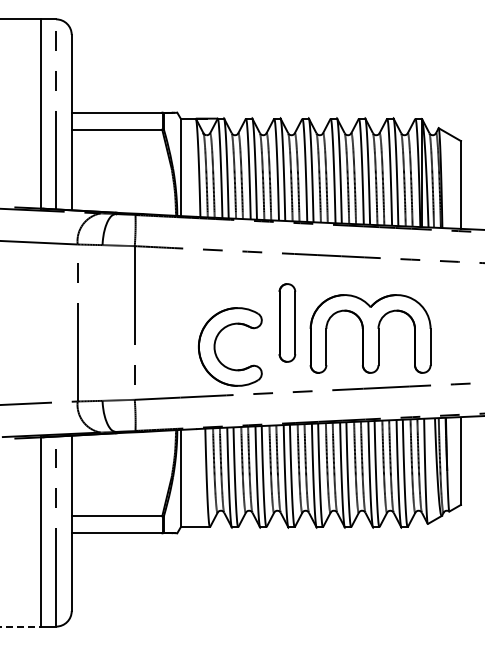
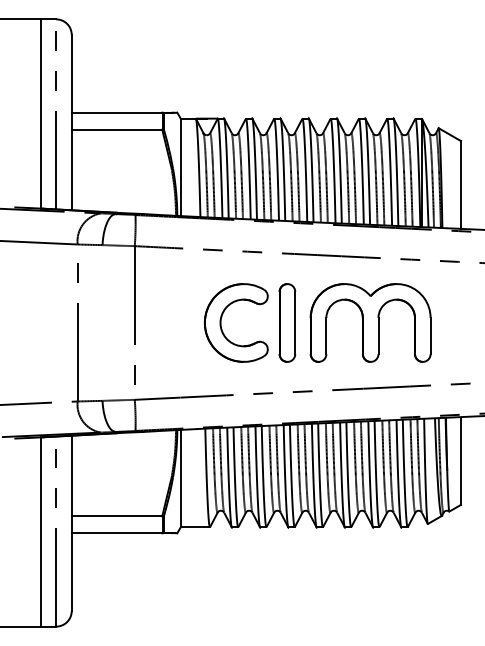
part position: (370, 333) -> (370, 322) (370, 322)
part position: (216, 341) -> (222, 317) (222, 317)
line: dashed -> solid (20, 626)
